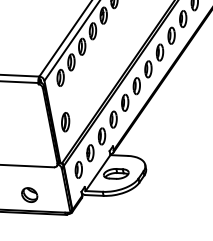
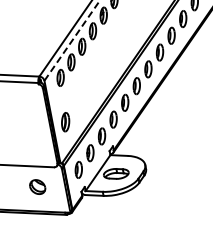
line: solid -> dashed (72, 40)
part position: (29, 194) -> (37, 186) (37, 186)
